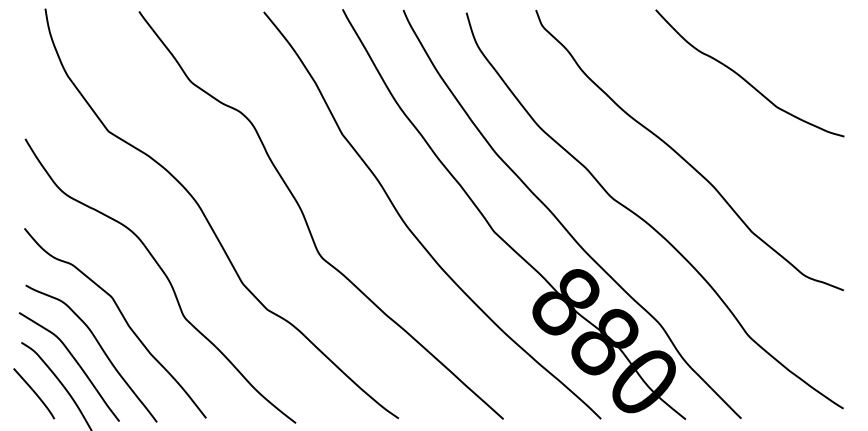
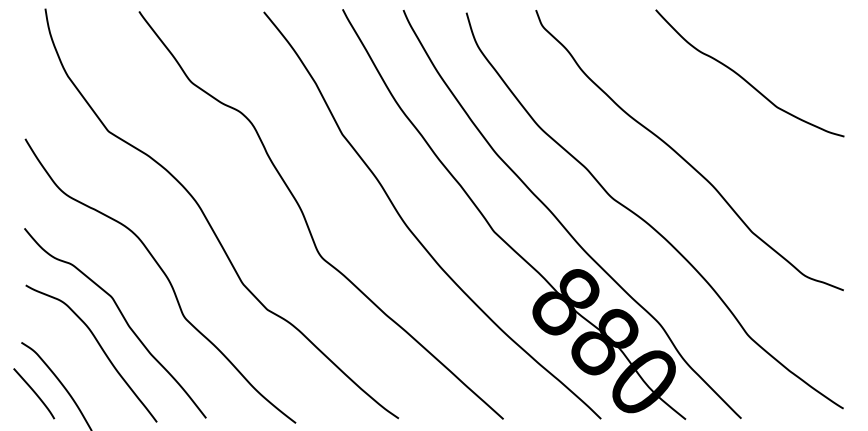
curve: present -> none (74, 360)
